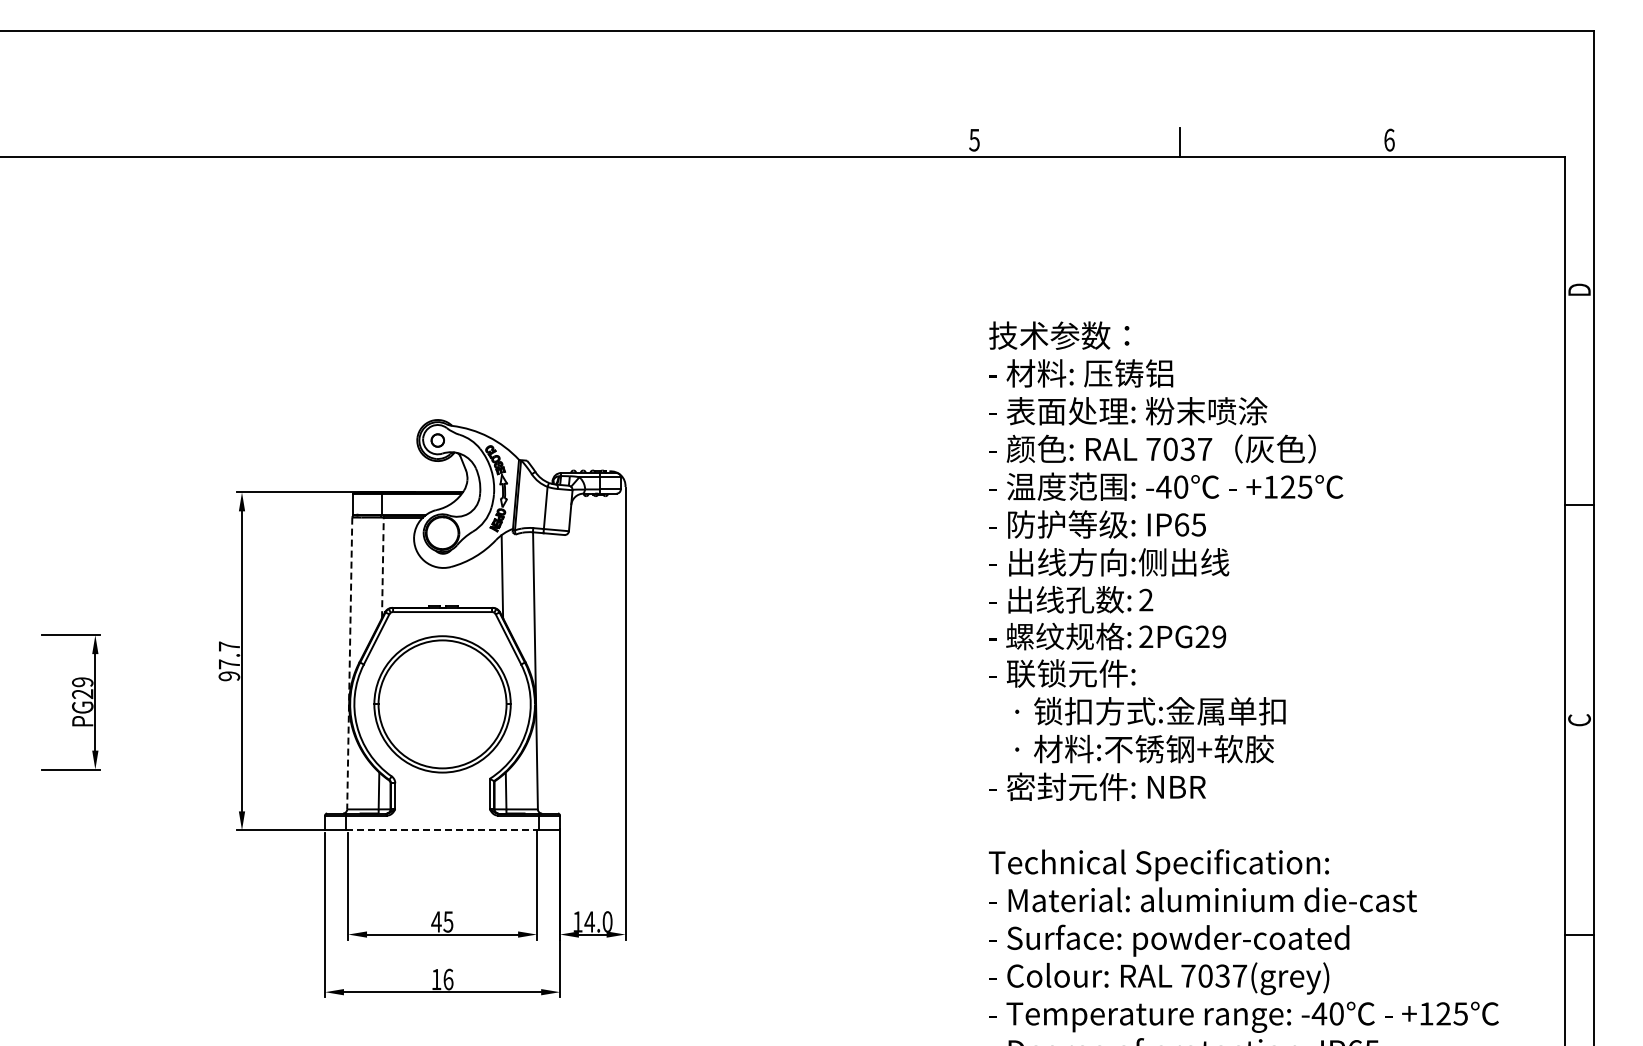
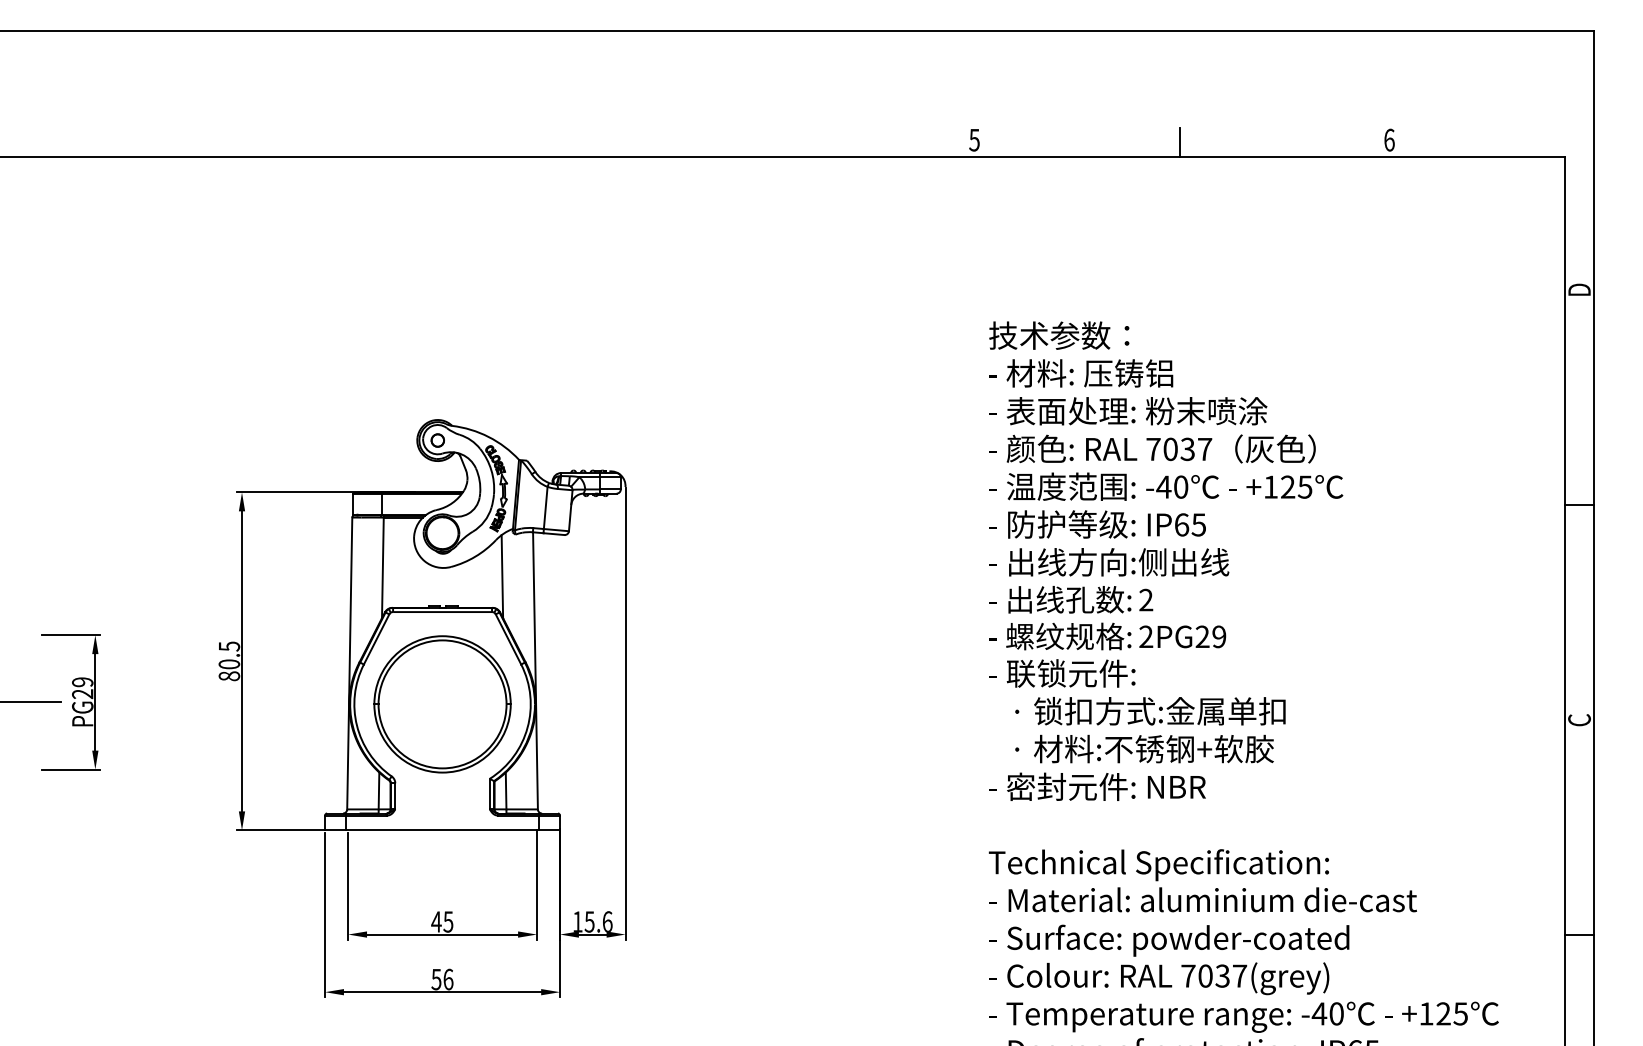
line: dashed -> solid (382, 567)
text: 97.7 -> 80.5 (229, 661)
line: dashed -> solid (349, 663)
line: none -> present (31, 702)
line: dashed -> solid (442, 830)
text: 14.0 -> 15.6 (598, 921)
text: 16 -> 56 (436, 979)
